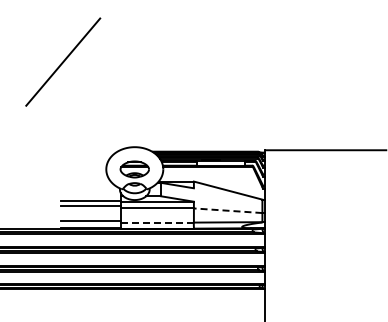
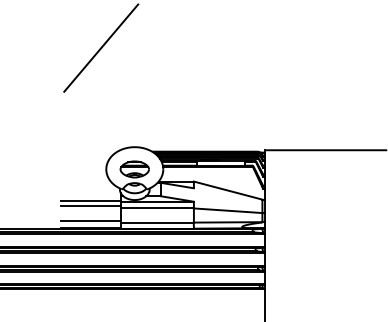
line position: (63, 61) -> (101, 47) (101, 47)
line: dashed -> solid (227, 210)
line: dashed -> solid (157, 222)
